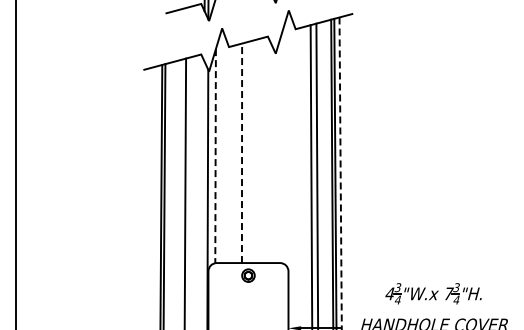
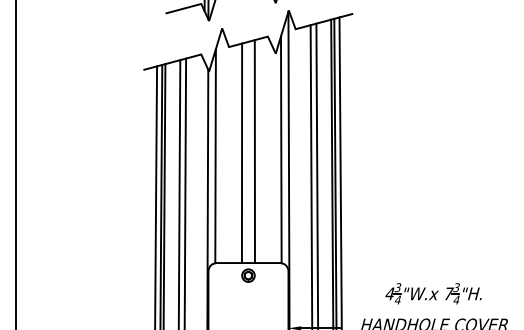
line: none -> present (280, 149)
line: none -> present (254, 151)
line: dashed -> solid (242, 153)
line: dashed -> solid (215, 156)
line: none -> present (288, 168)
line: dashed -> solid (340, 174)
line: none -> present (179, 193)
line: none -> present (156, 196)
